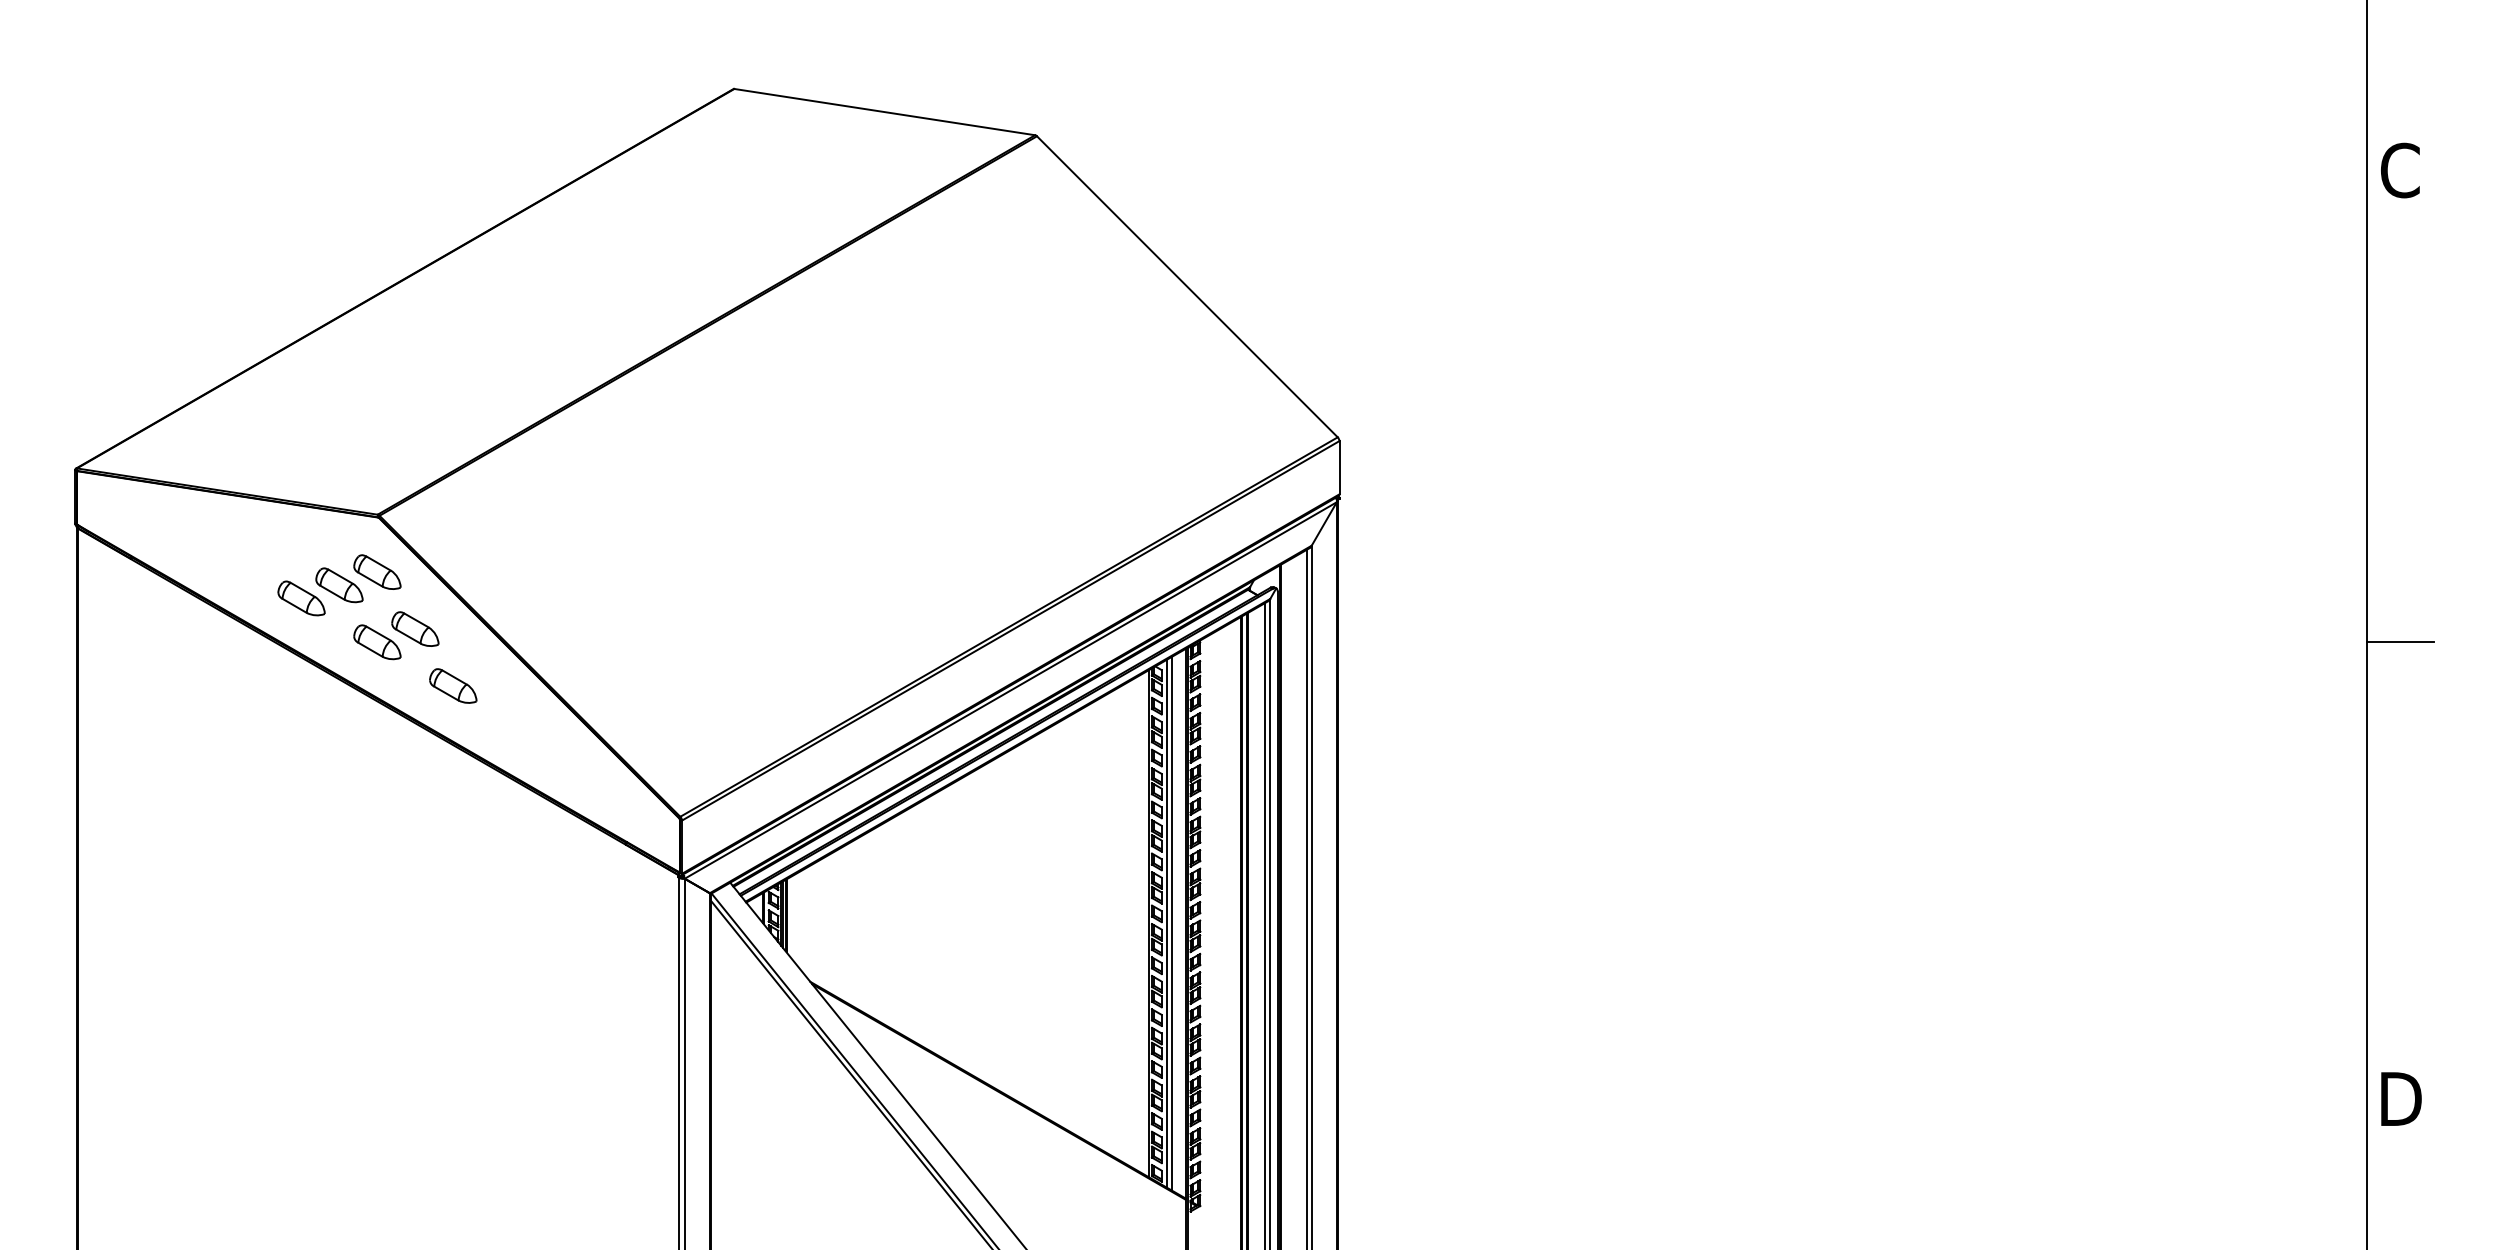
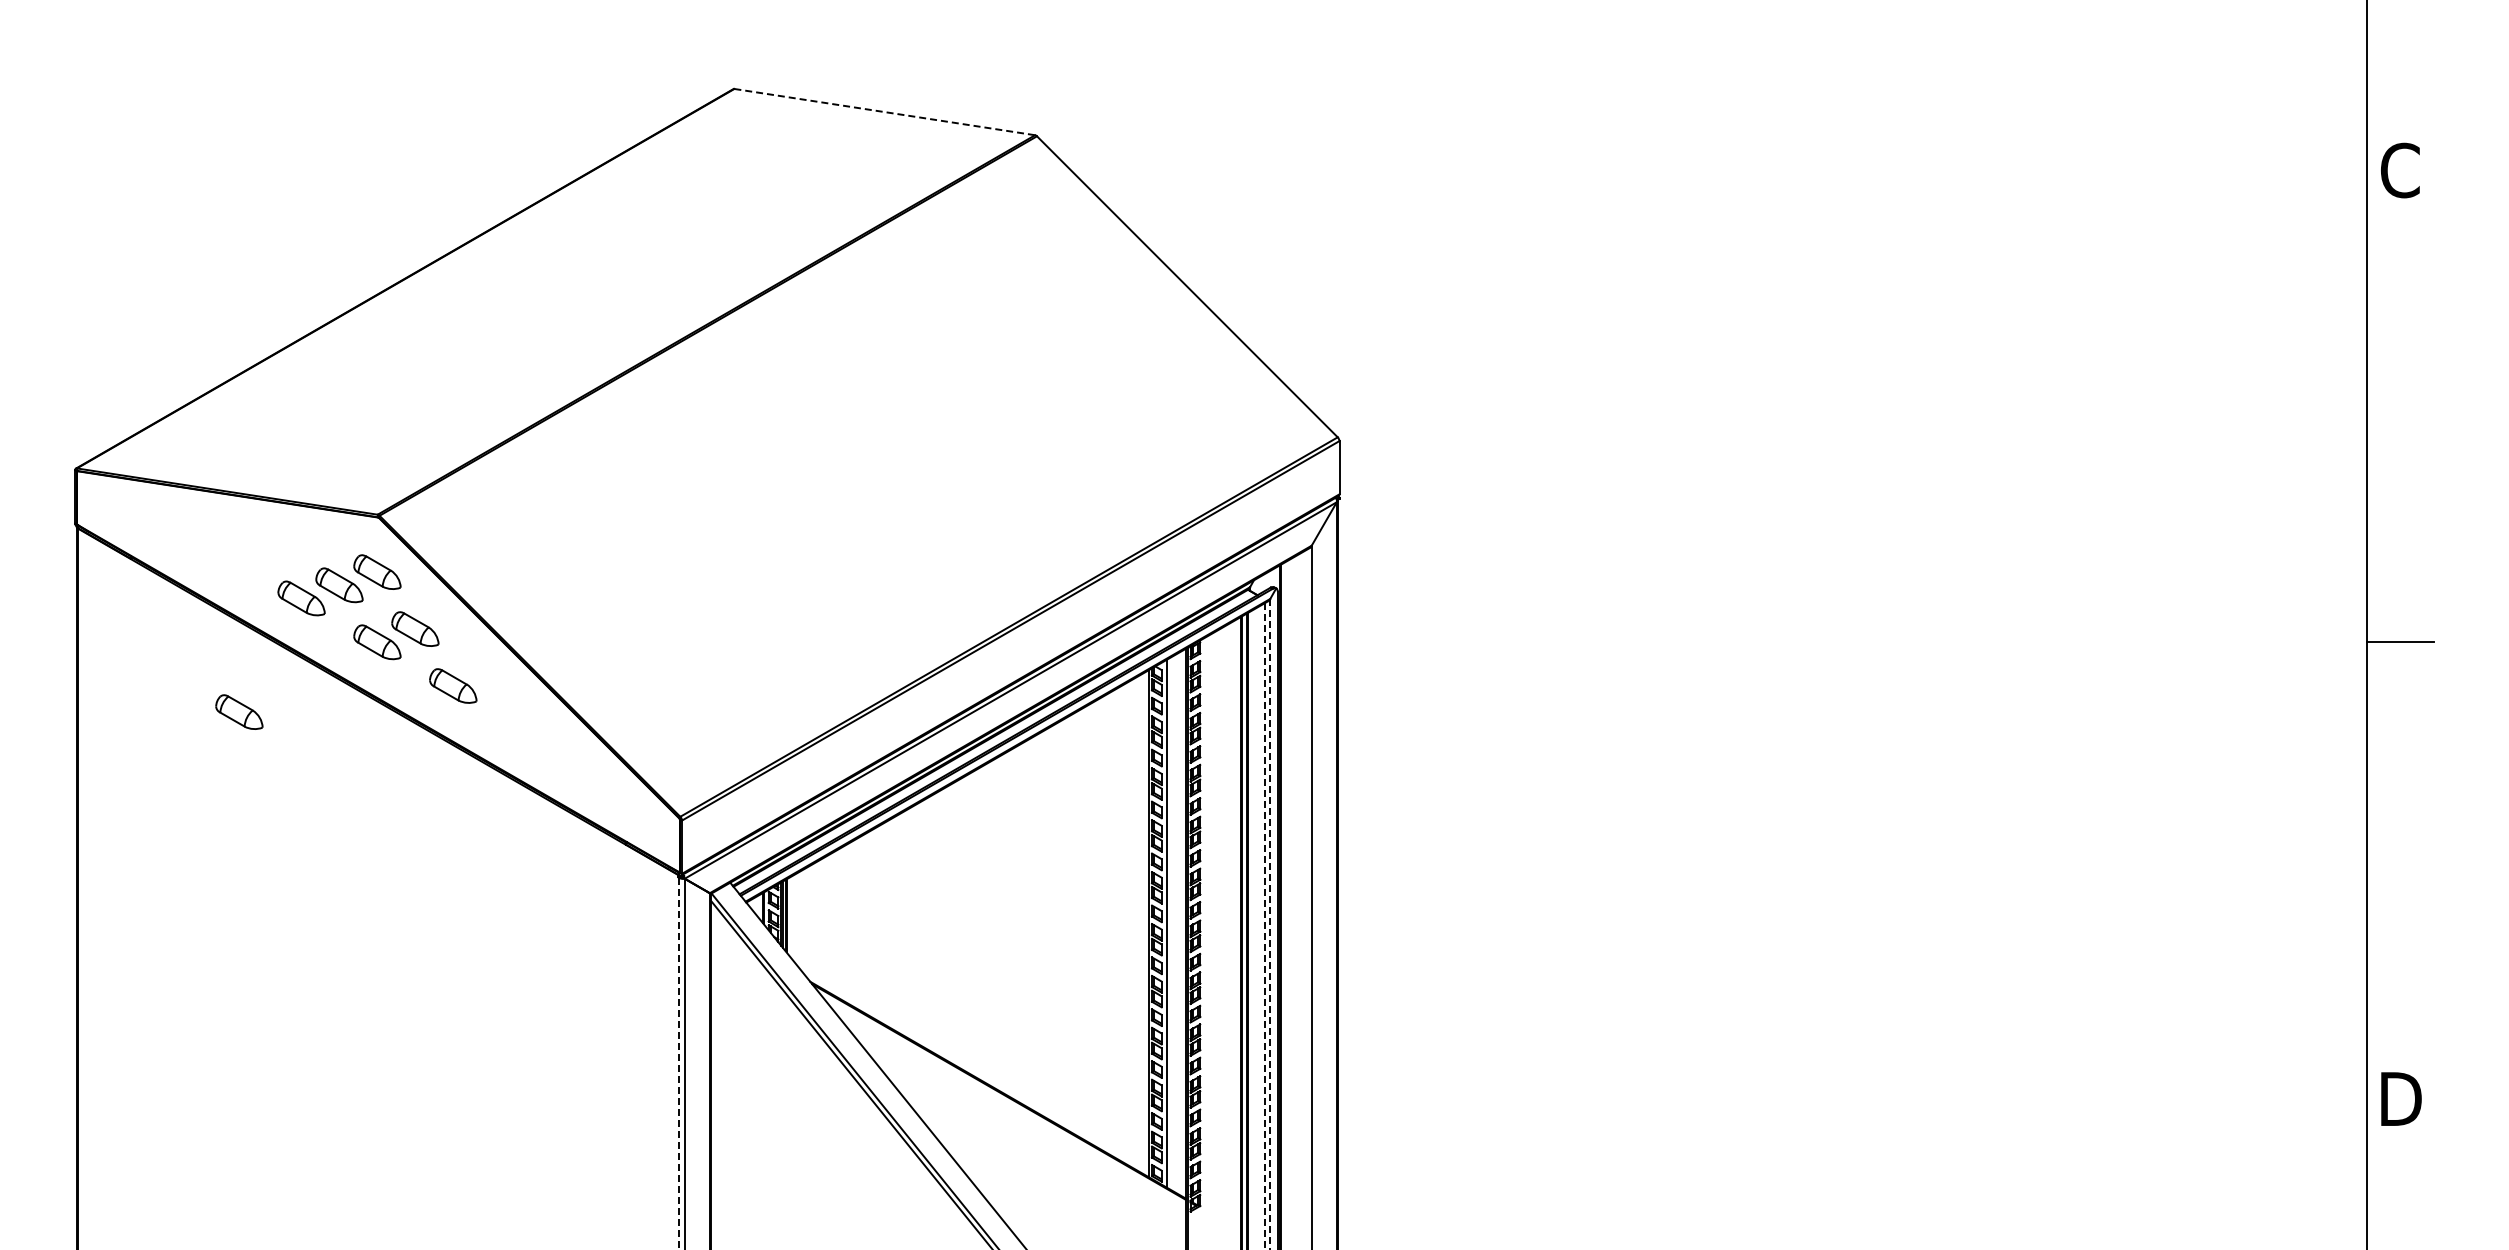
line: solid -> dashed (885, 112)
part: none -> present (239, 711)
line: present -> none (1306, 897)
line: present -> none (1172, 923)
line: solid -> dashed (1270, 924)
line: solid -> dashed (1264, 926)
line: solid -> dashed (679, 1064)
